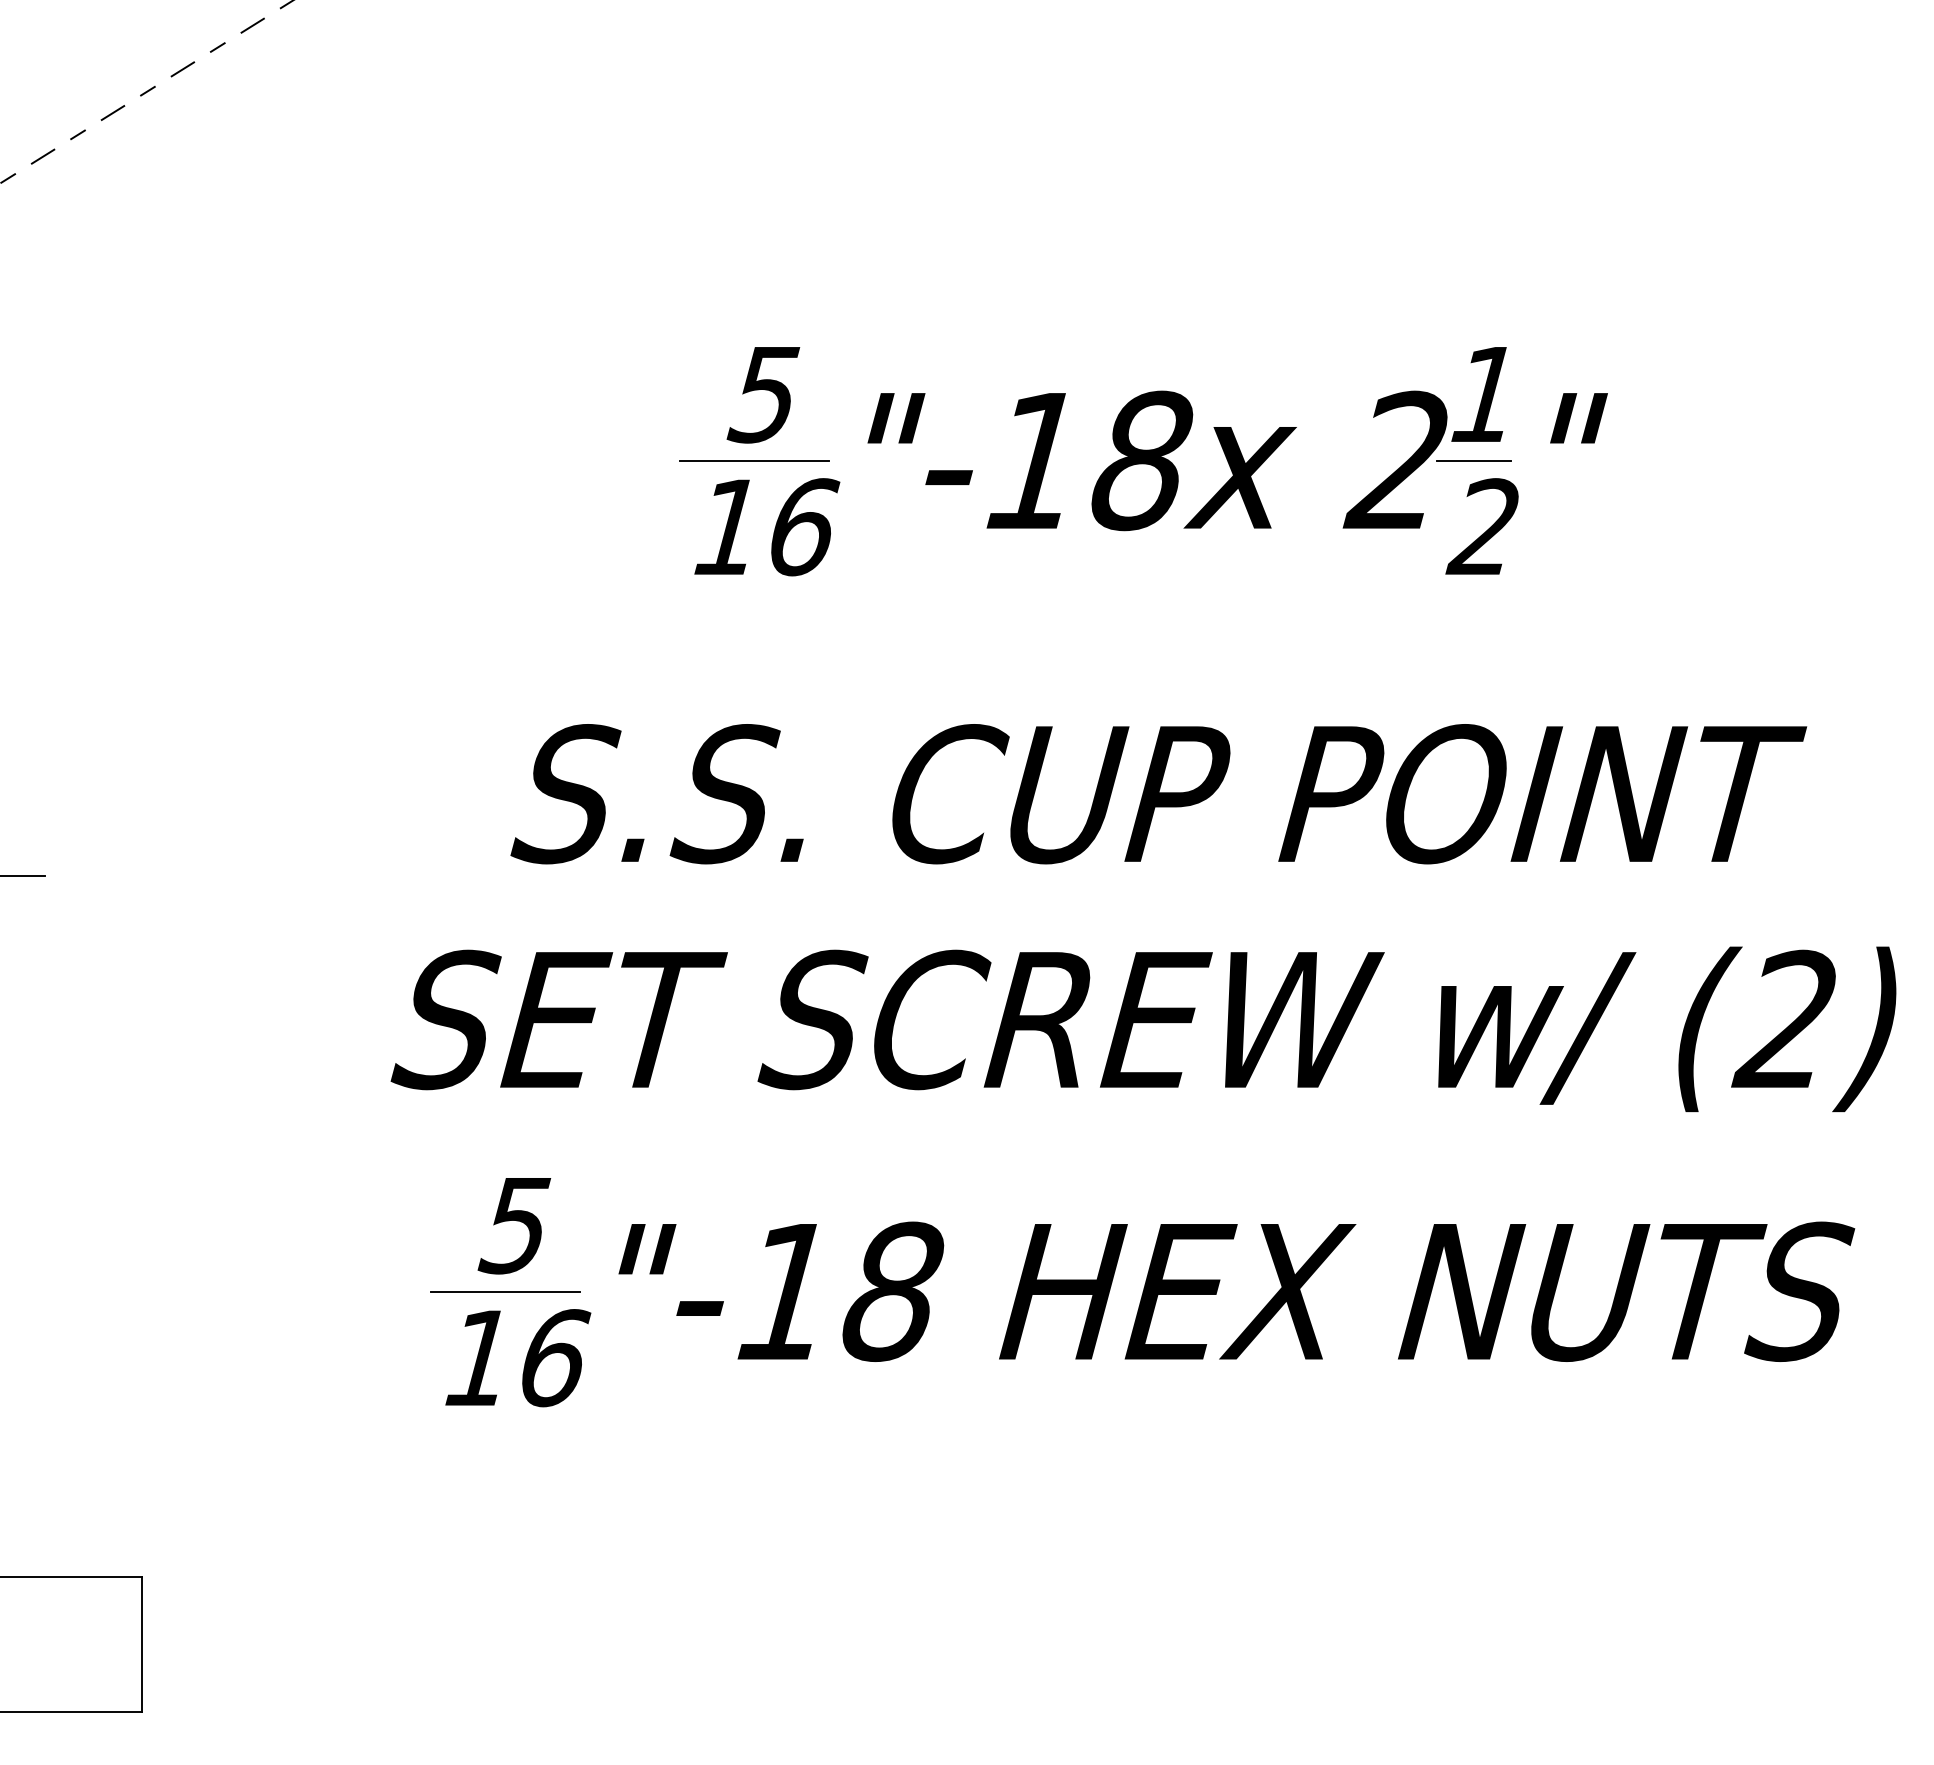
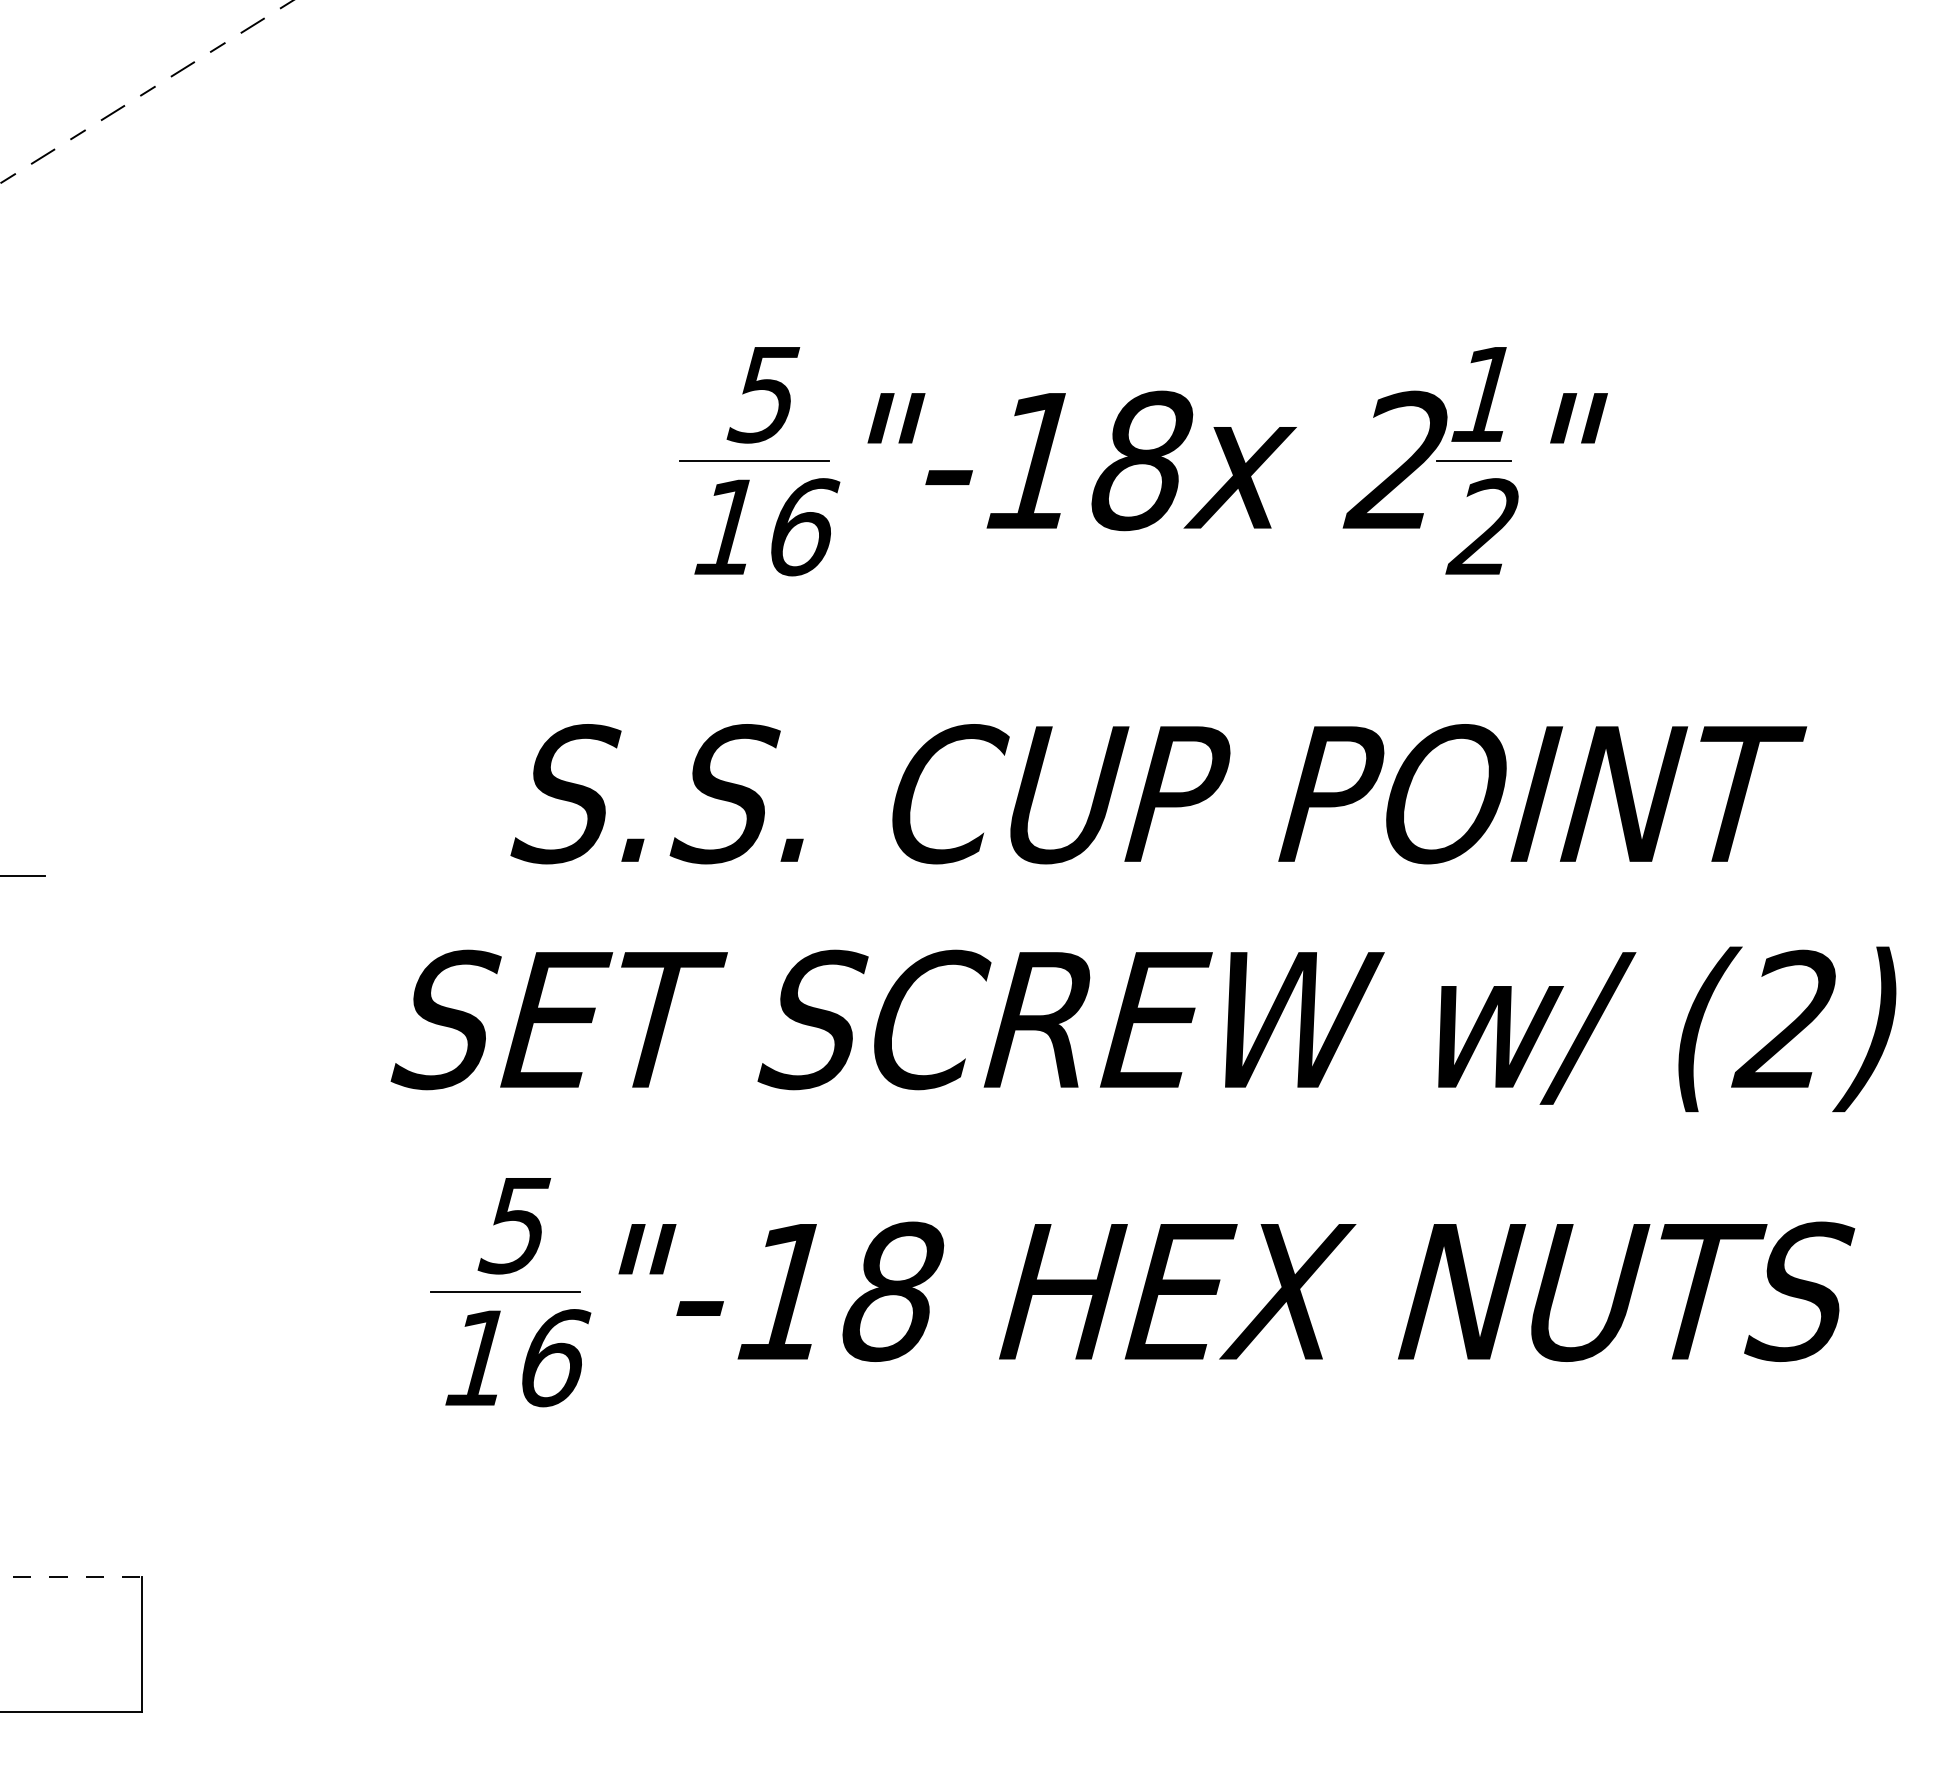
line: solid -> dashed (71, 1576)
